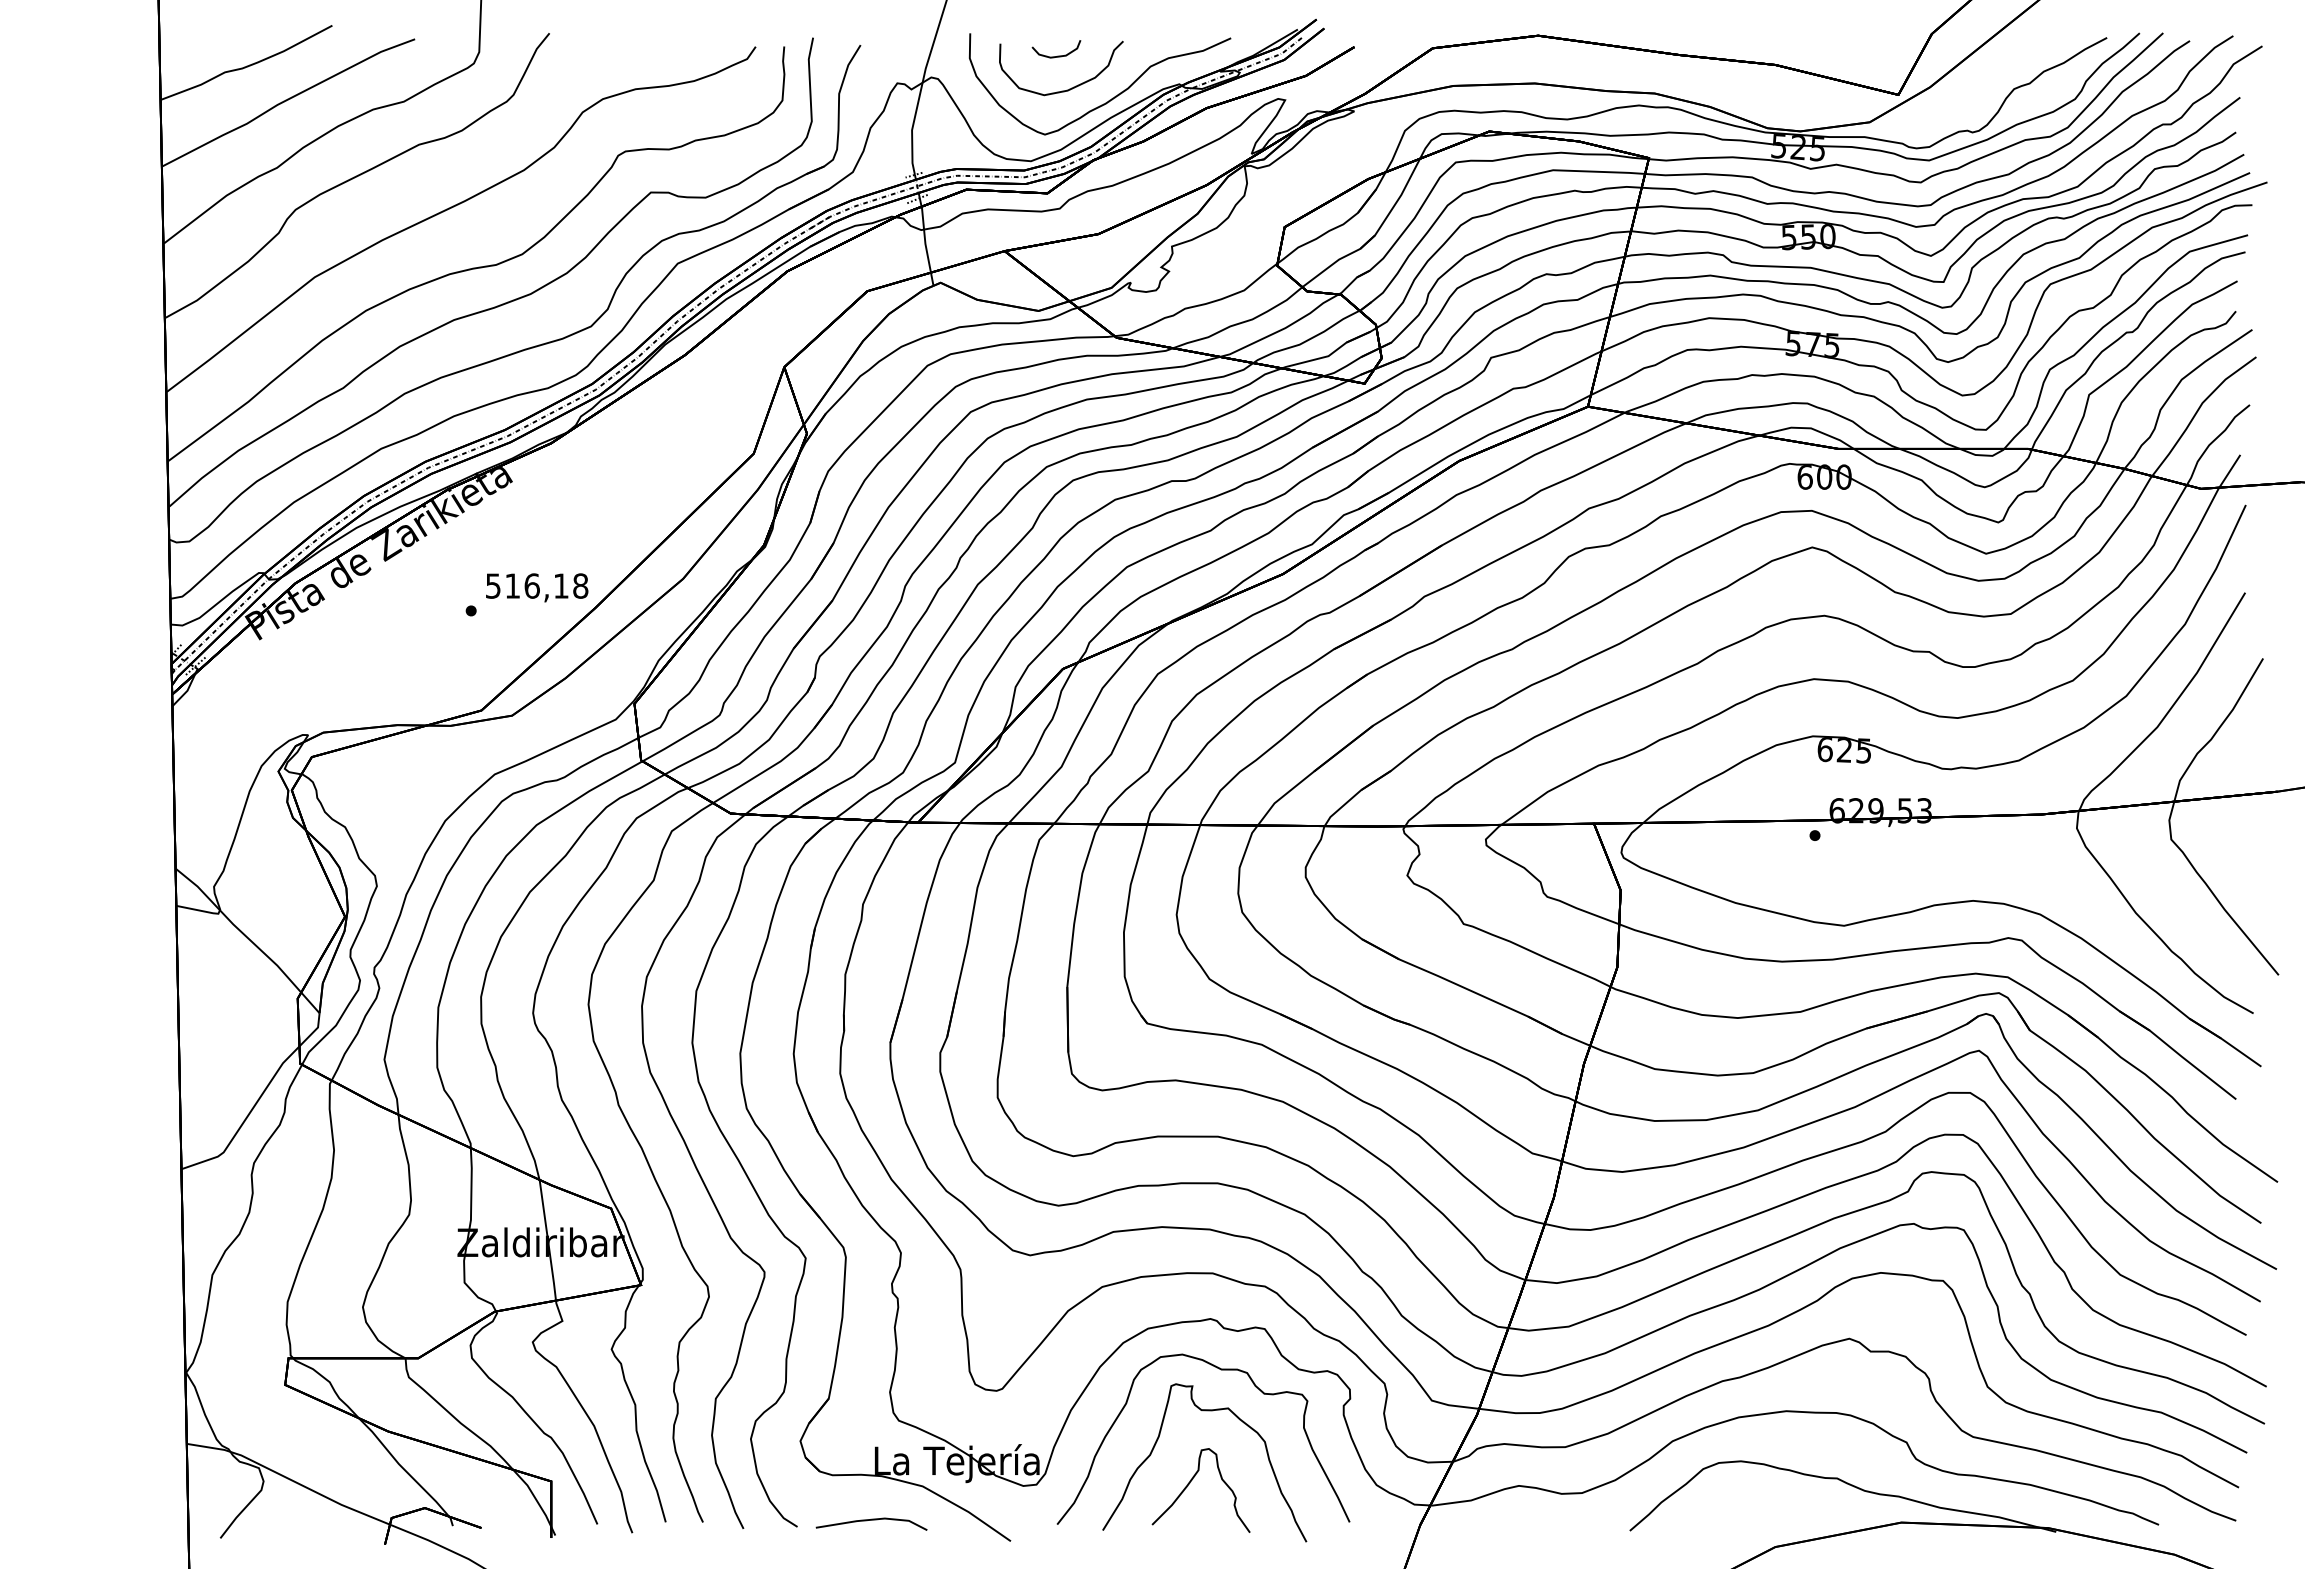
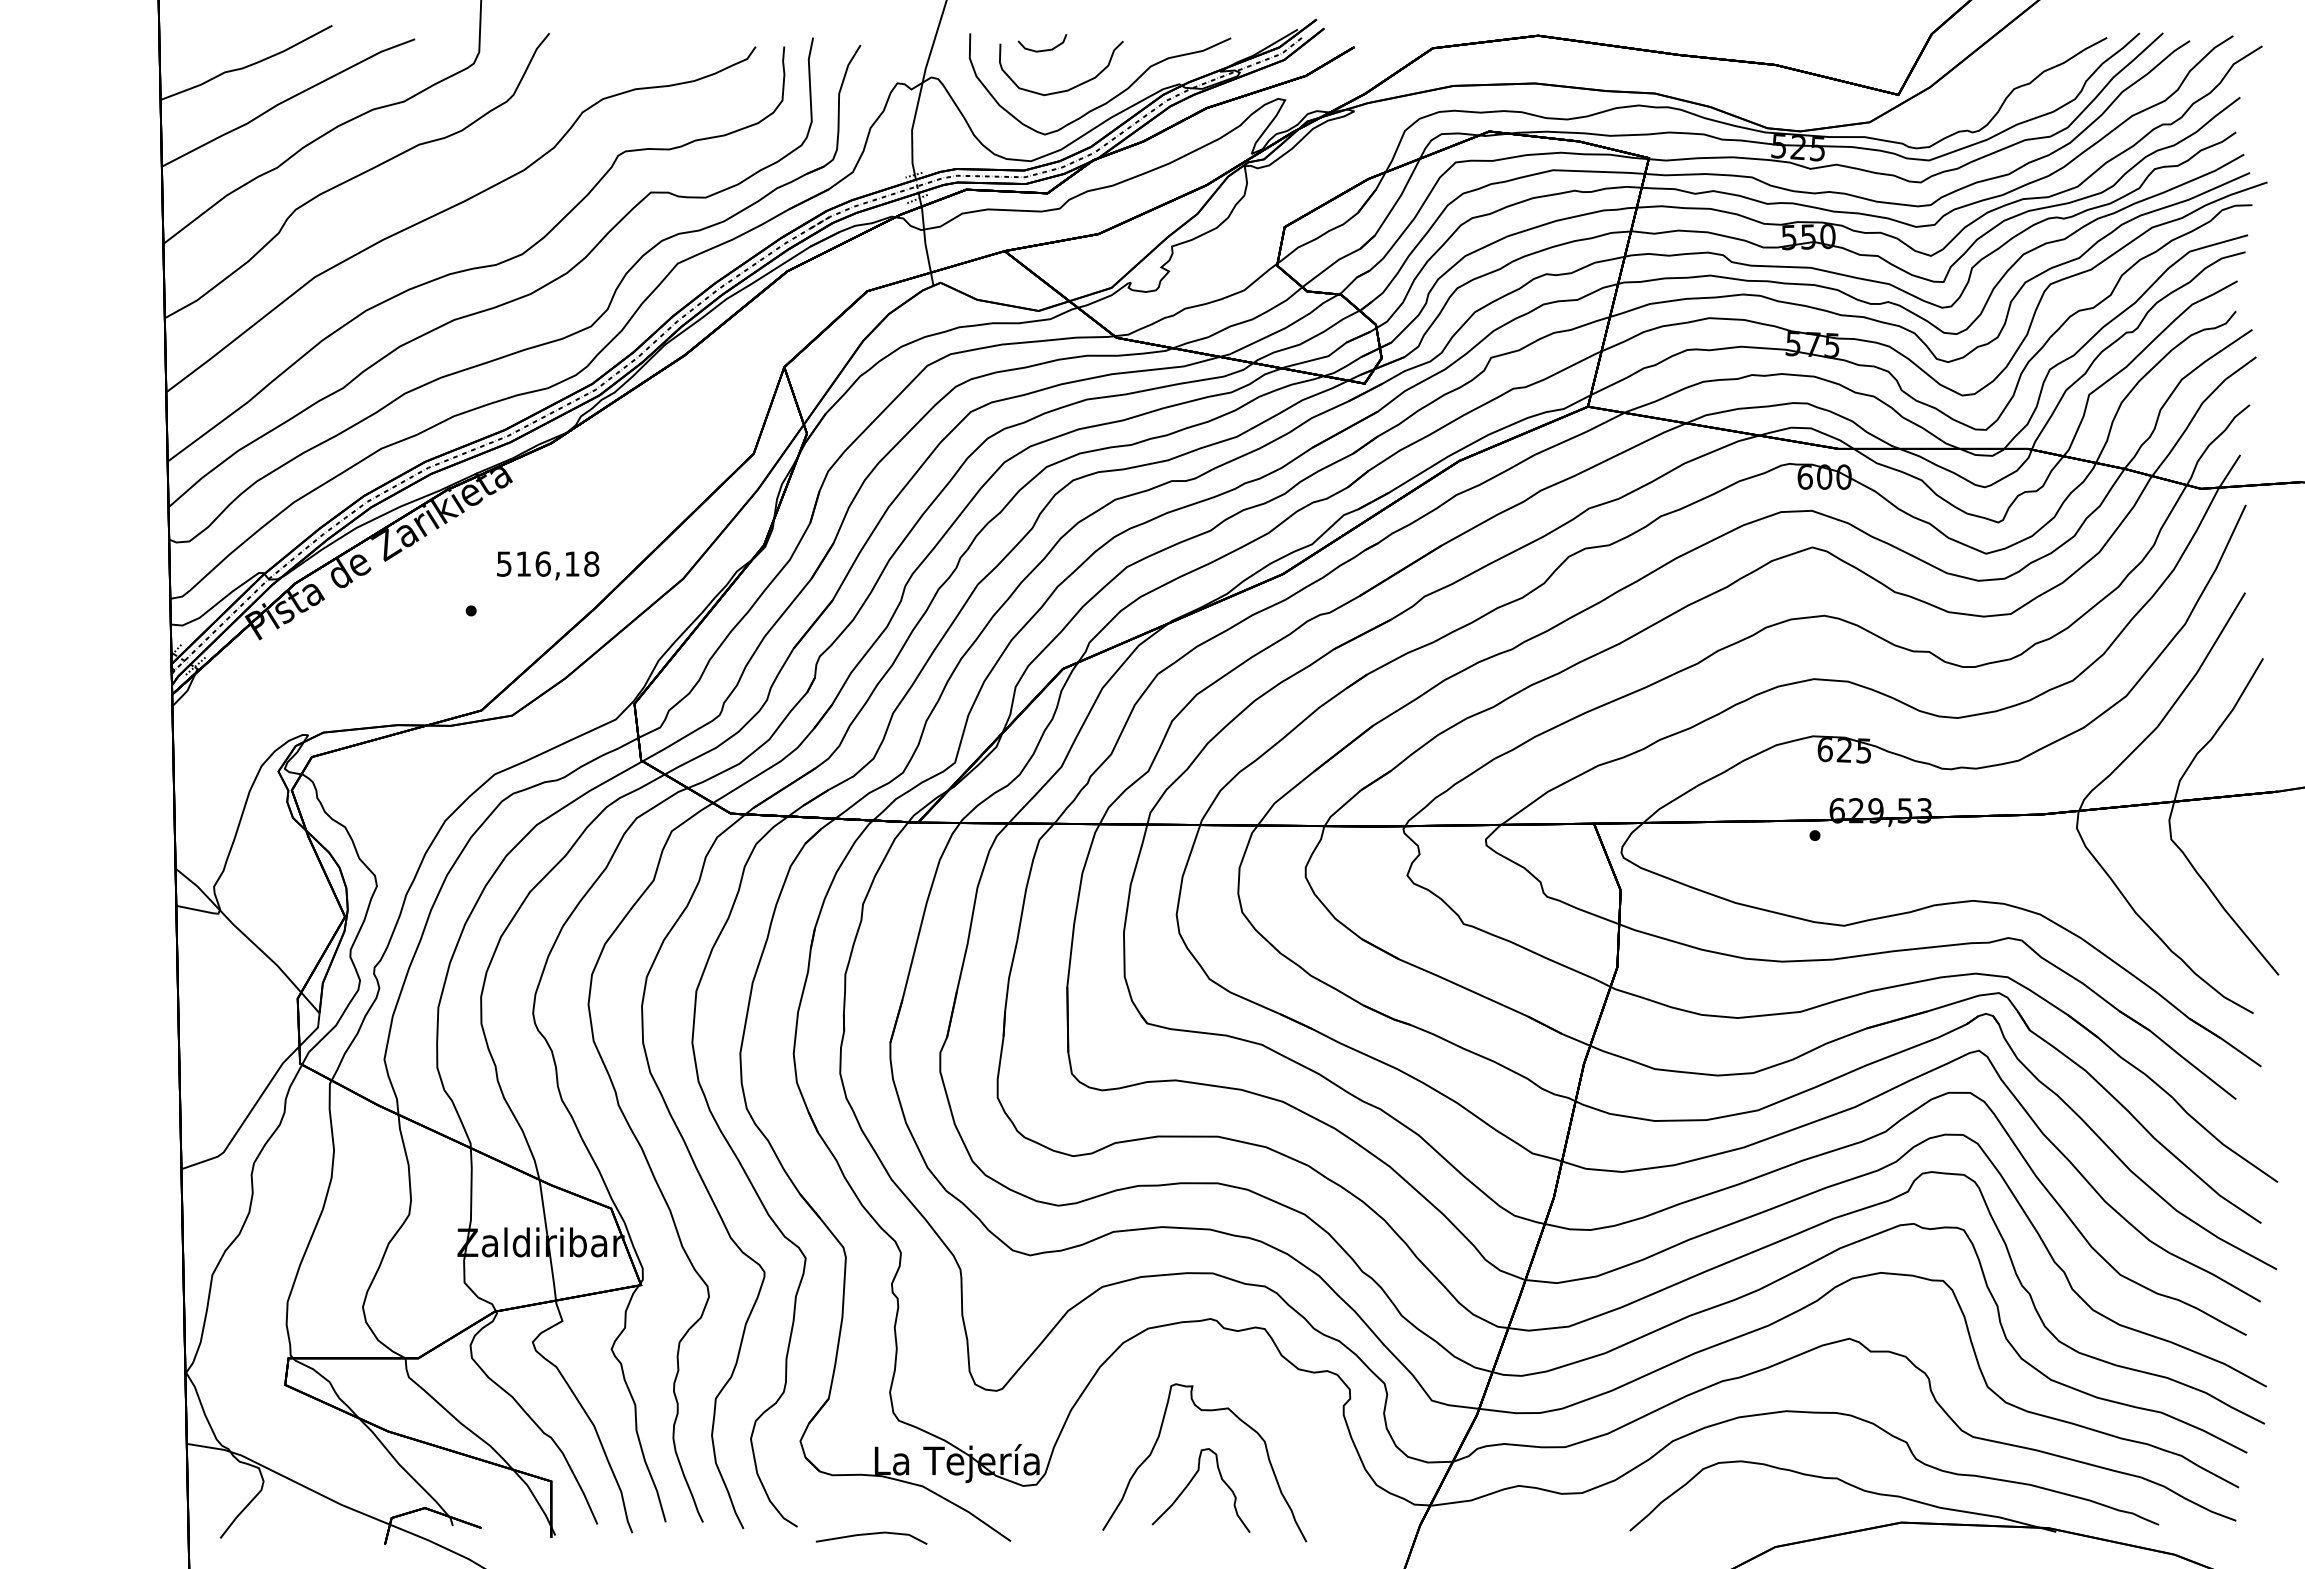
curve position: (1057, 55) -> (1043, 49) (1043, 49)
text position: (537, 587) -> (548, 565) (548, 565)
curve: present -> none (1221, 1370)
line position: (871, 1520) -> (871, 1534) (871, 1534)
